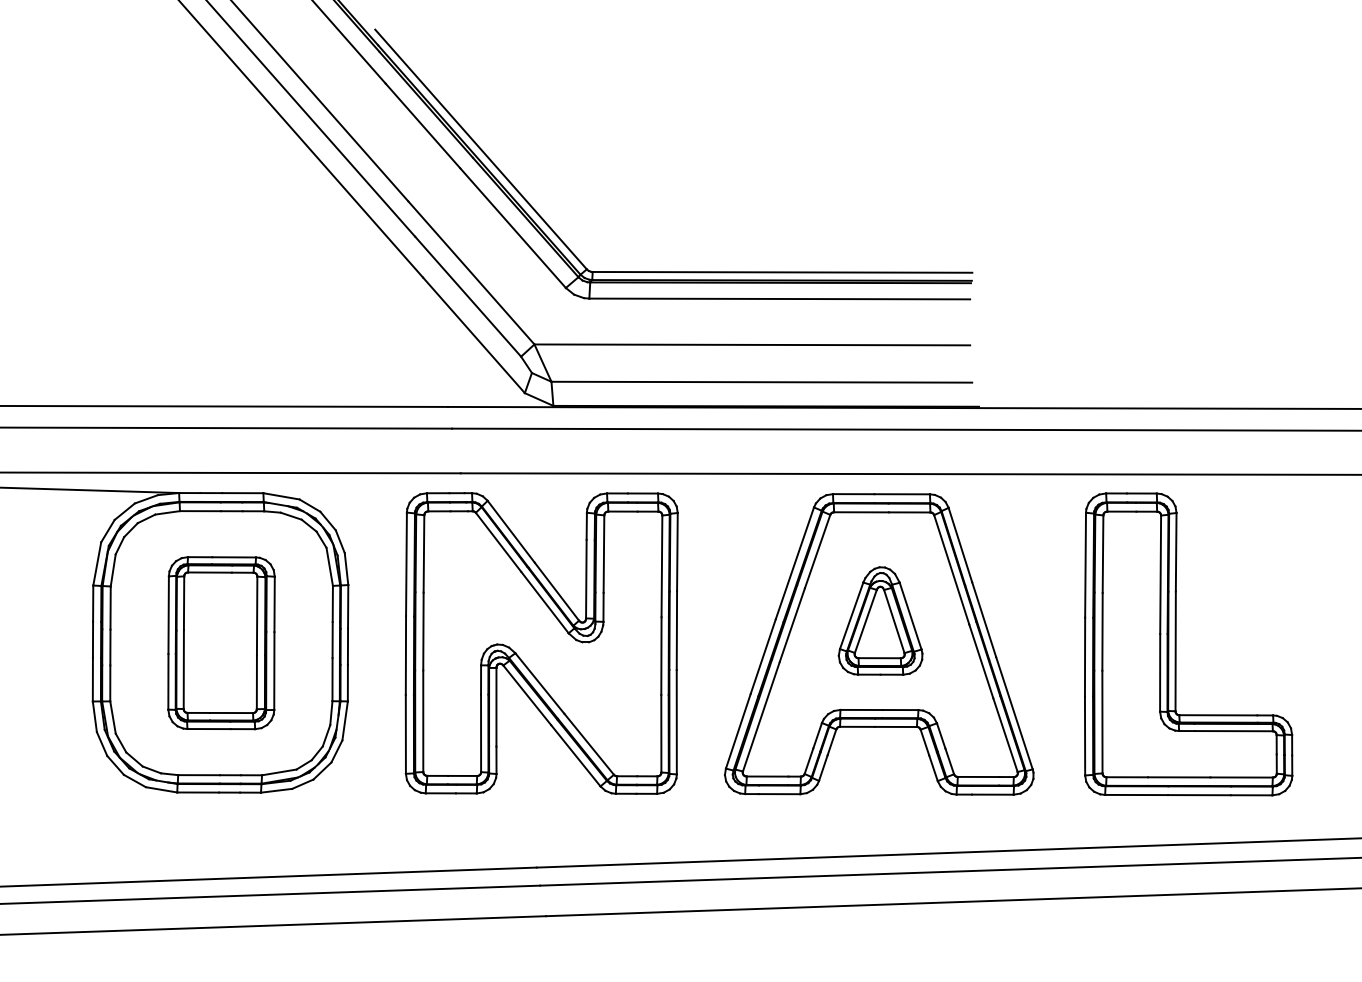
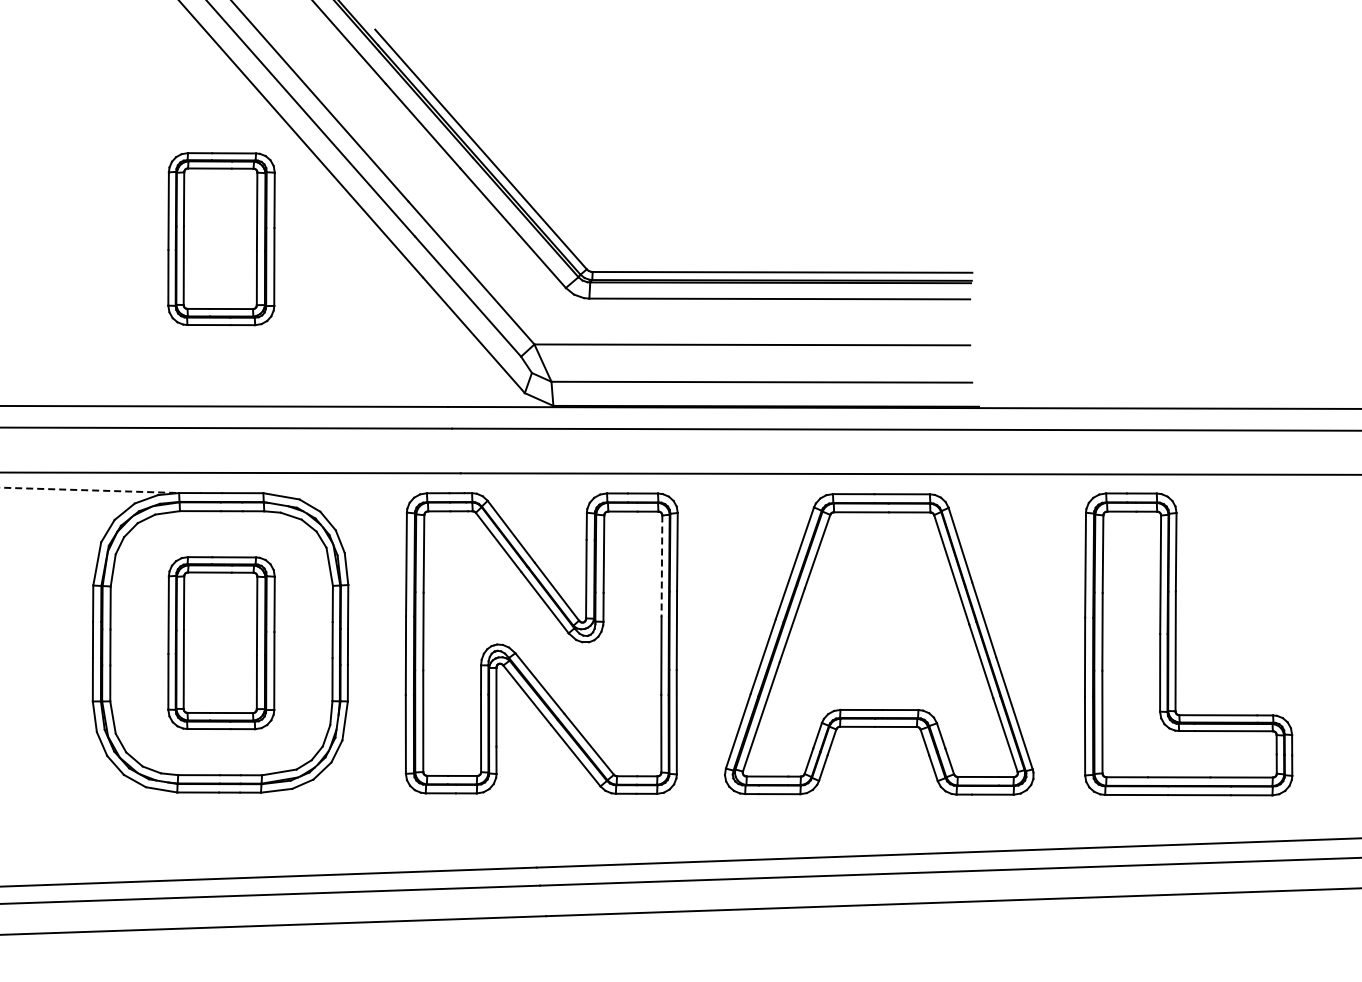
part: none -> present (221, 239)
line: solid -> dashed (90, 490)
line: solid -> dashed (661, 566)
part: present -> none (880, 620)
